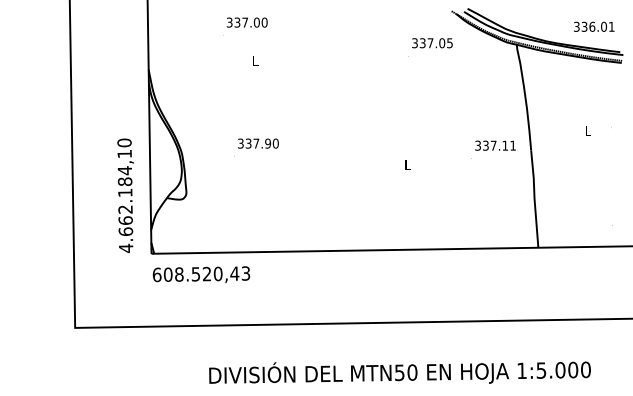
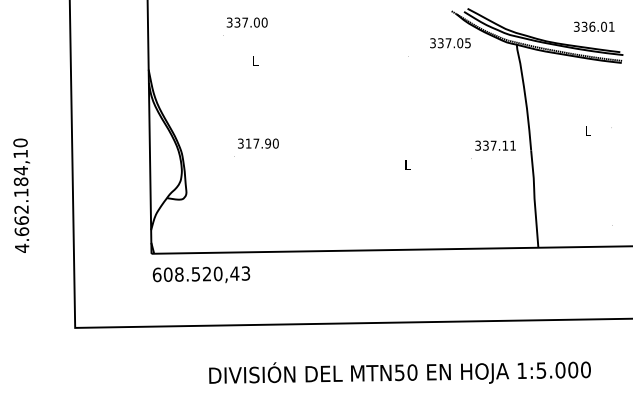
text position: (432, 43) -> (450, 43) (450, 43)
text: 337.90 -> 317.90 (248, 143)
text position: (125, 195) -> (21, 195) (21, 195)
